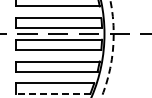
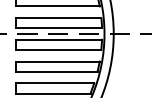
circle: dashed -> solid (107, 48)
line: dashed -> solid (52, 93)
